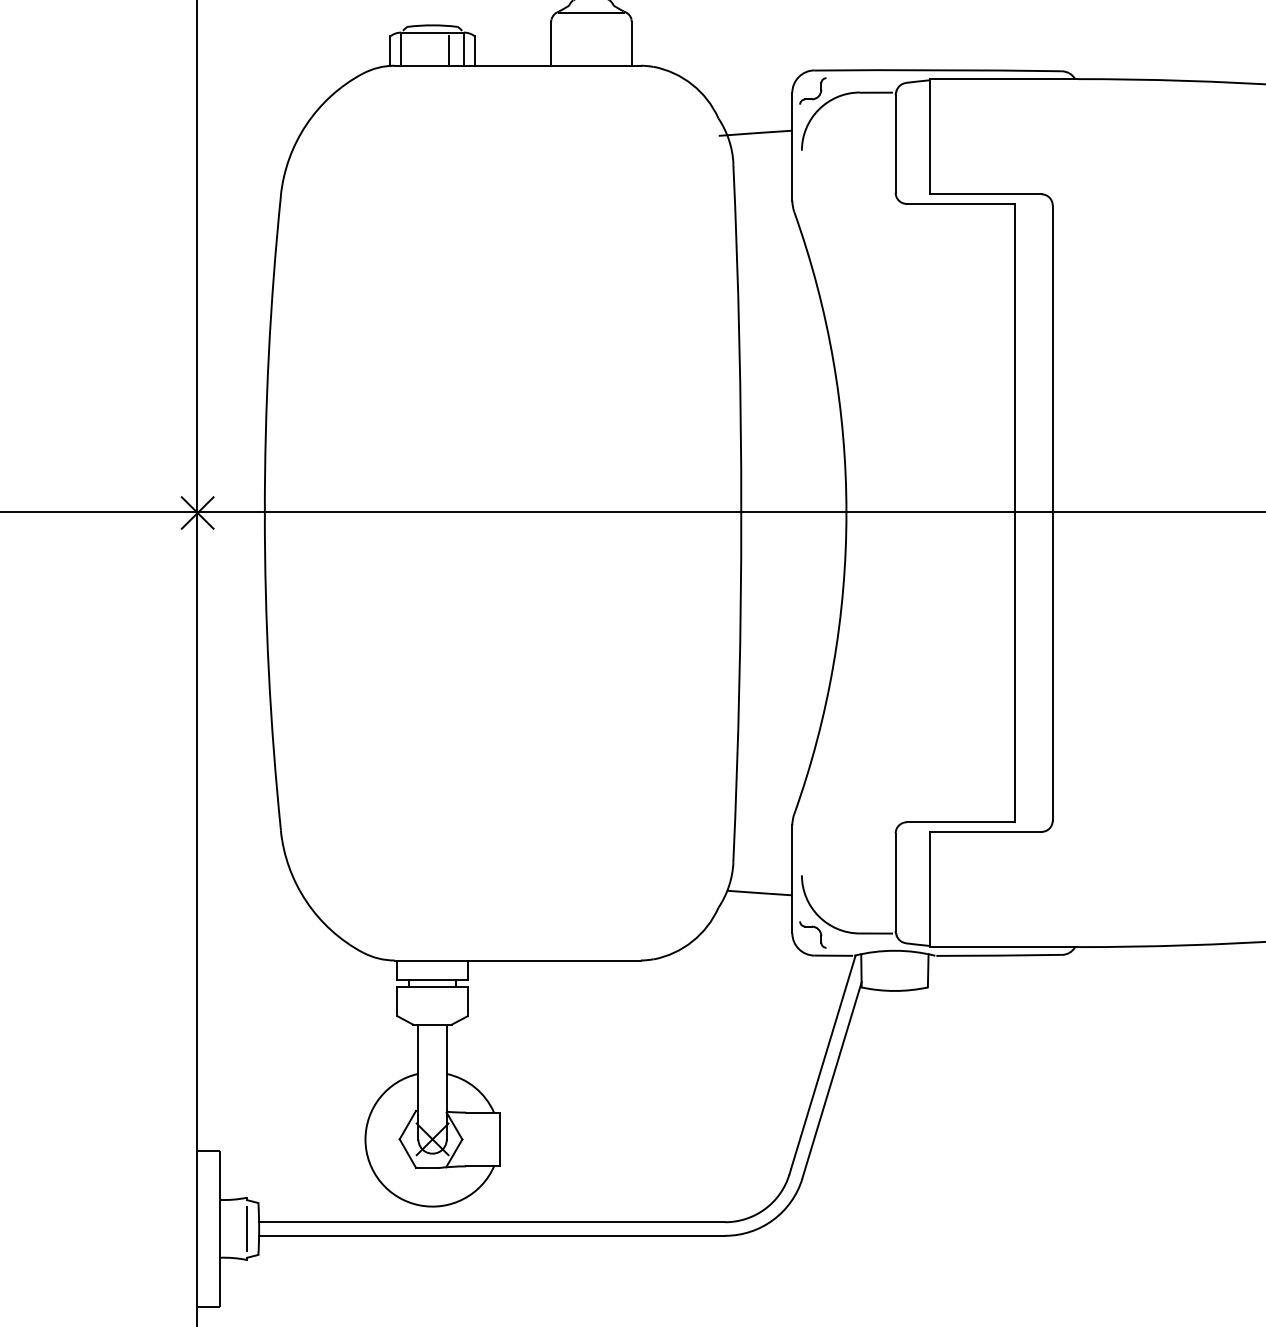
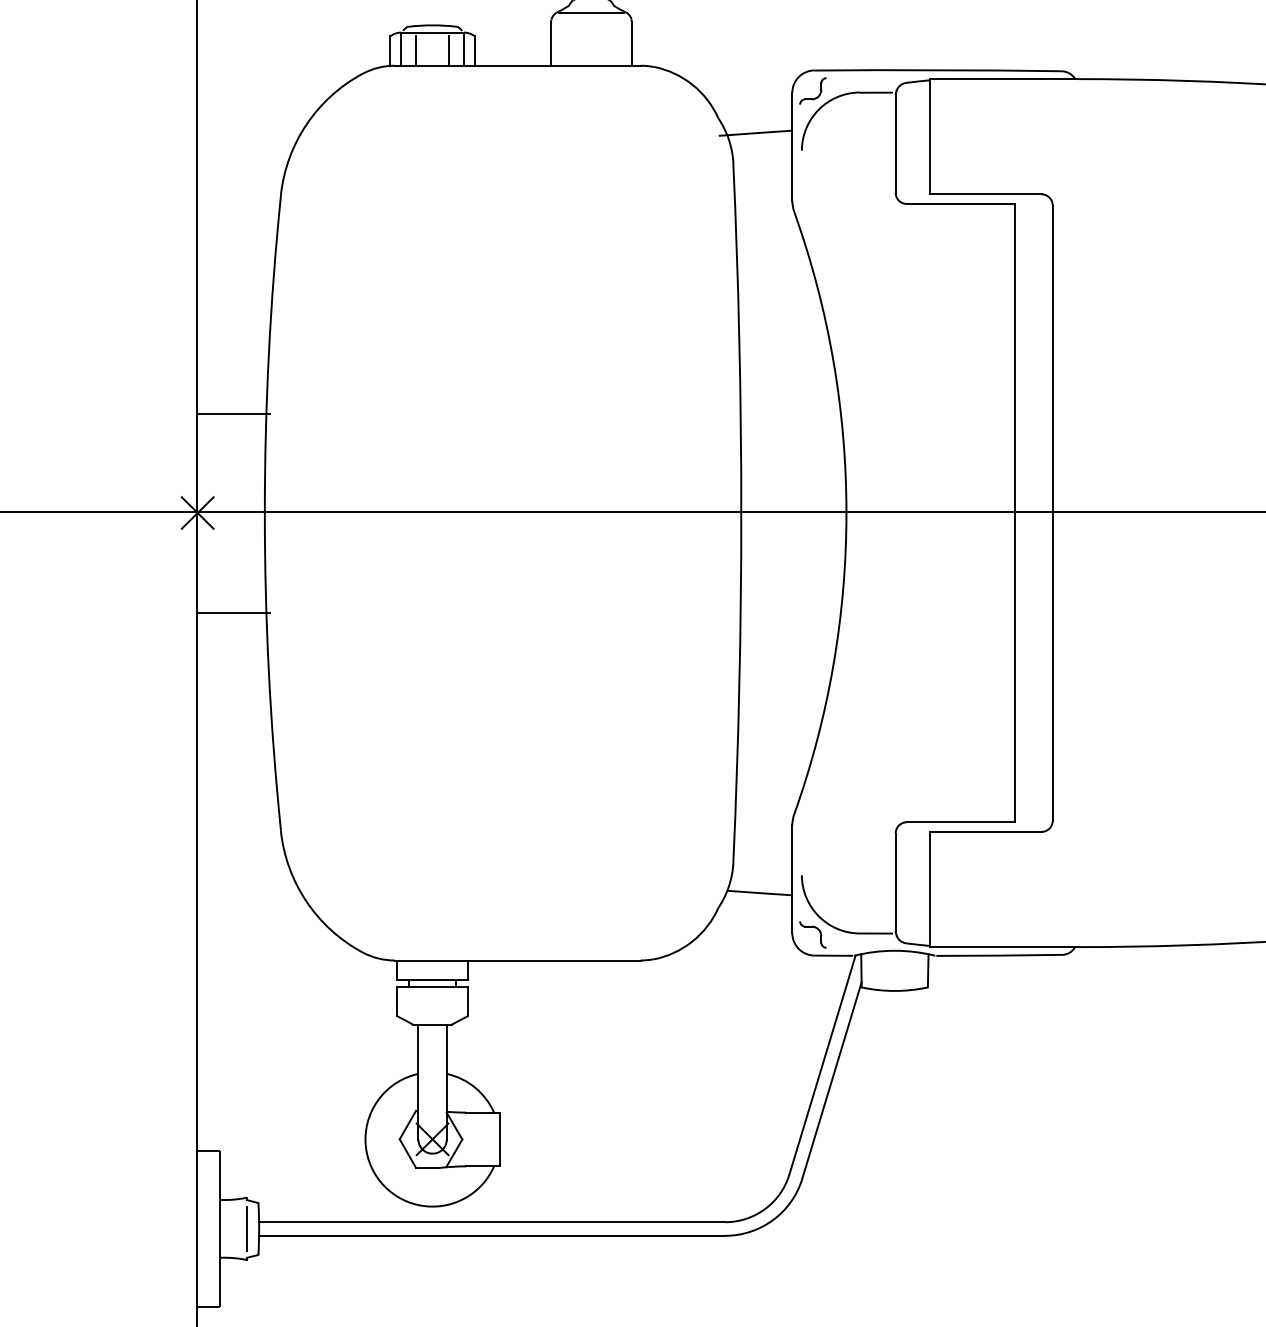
line: none -> present (415, 50)
line: none -> present (233, 413)
line: none -> present (233, 612)
